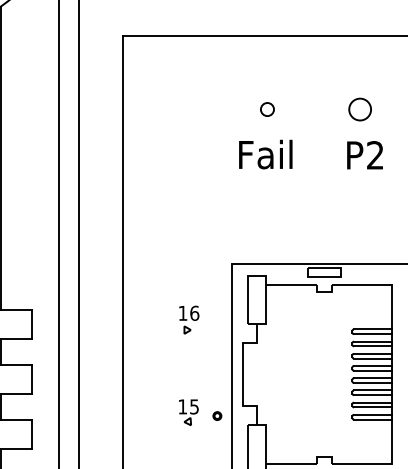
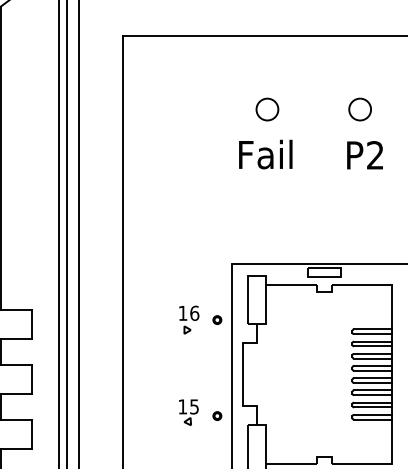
circle size: 15x15 px -> 25x25 px (267, 109)
line: none -> present (66, 233)
part: none -> present (217, 319)
